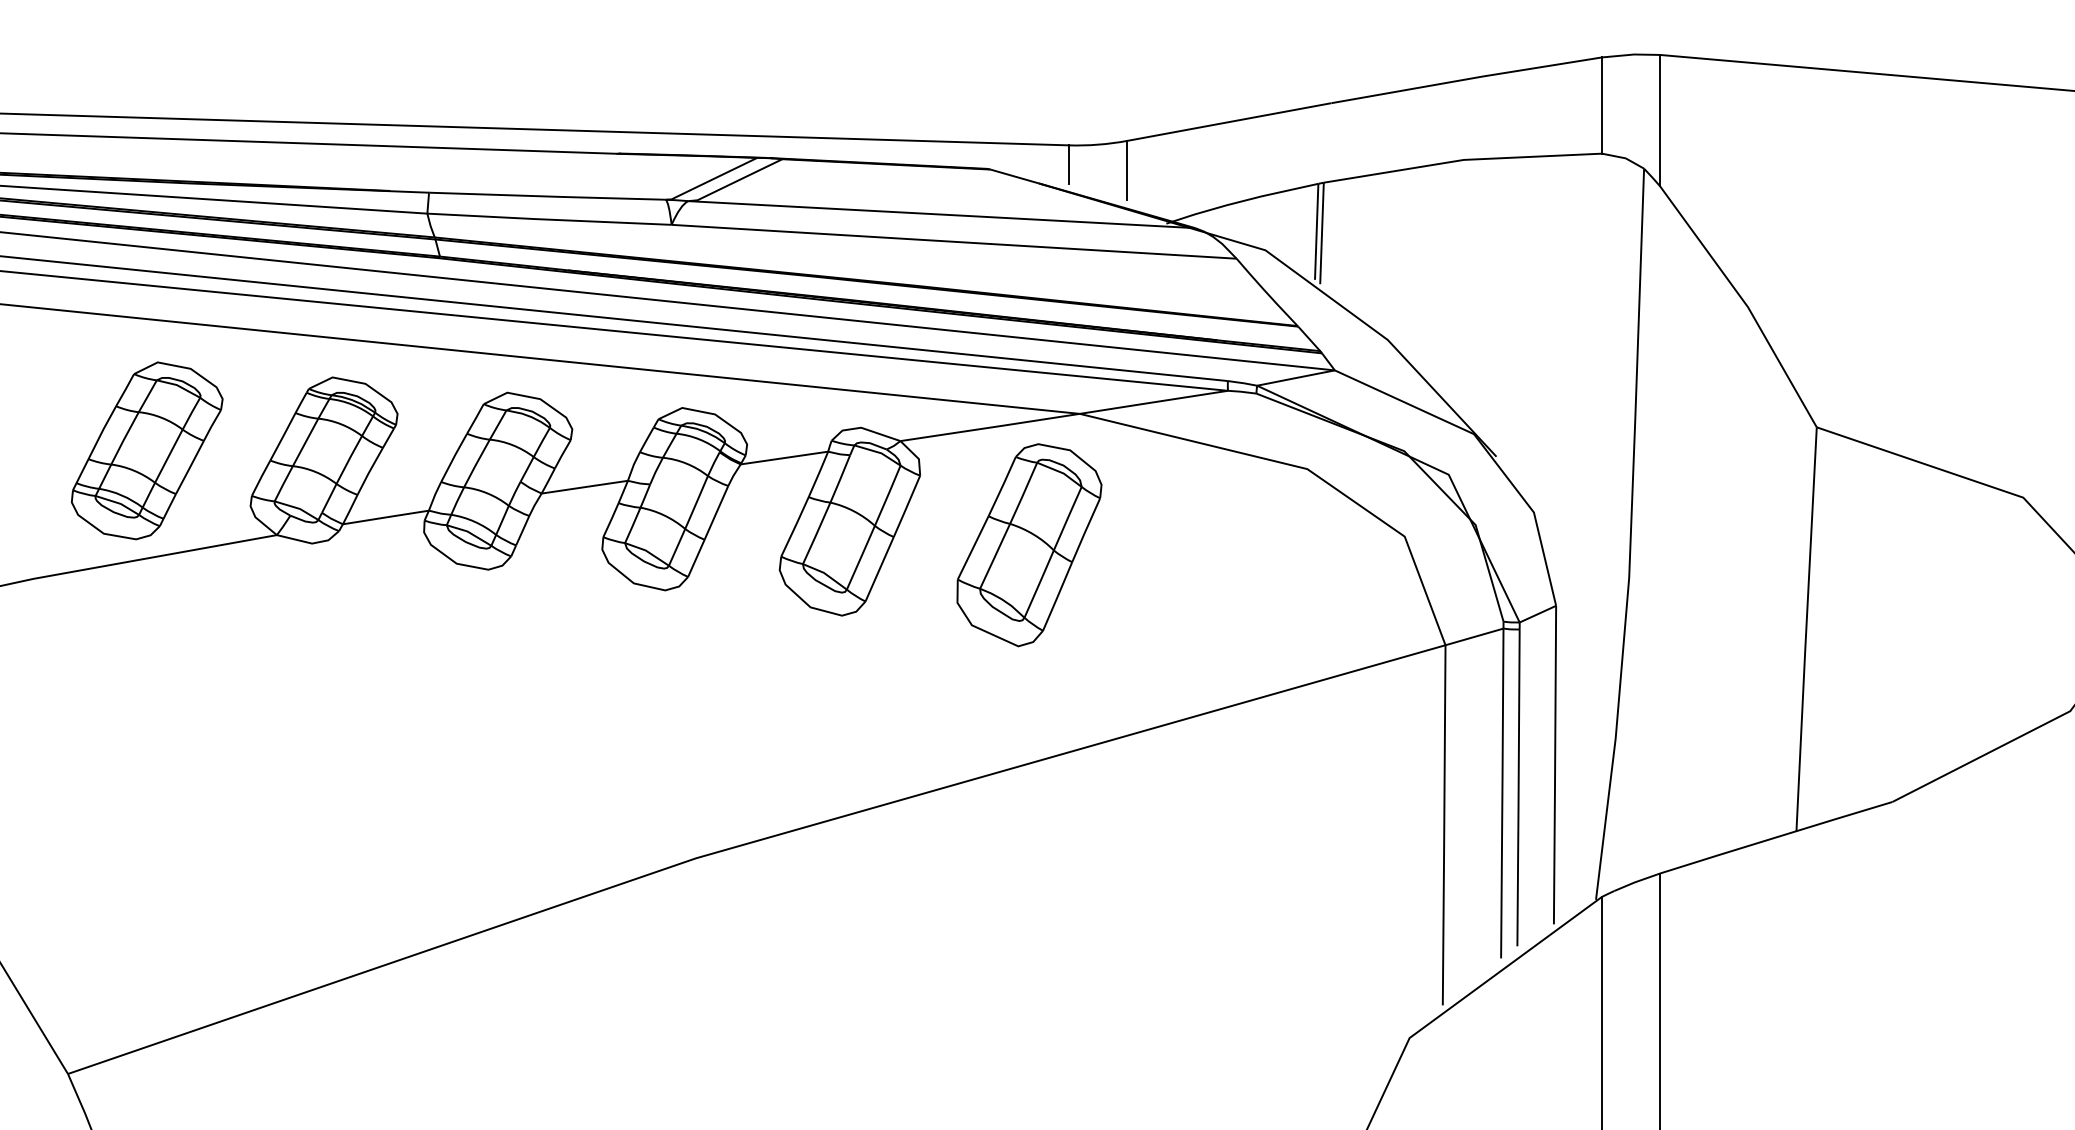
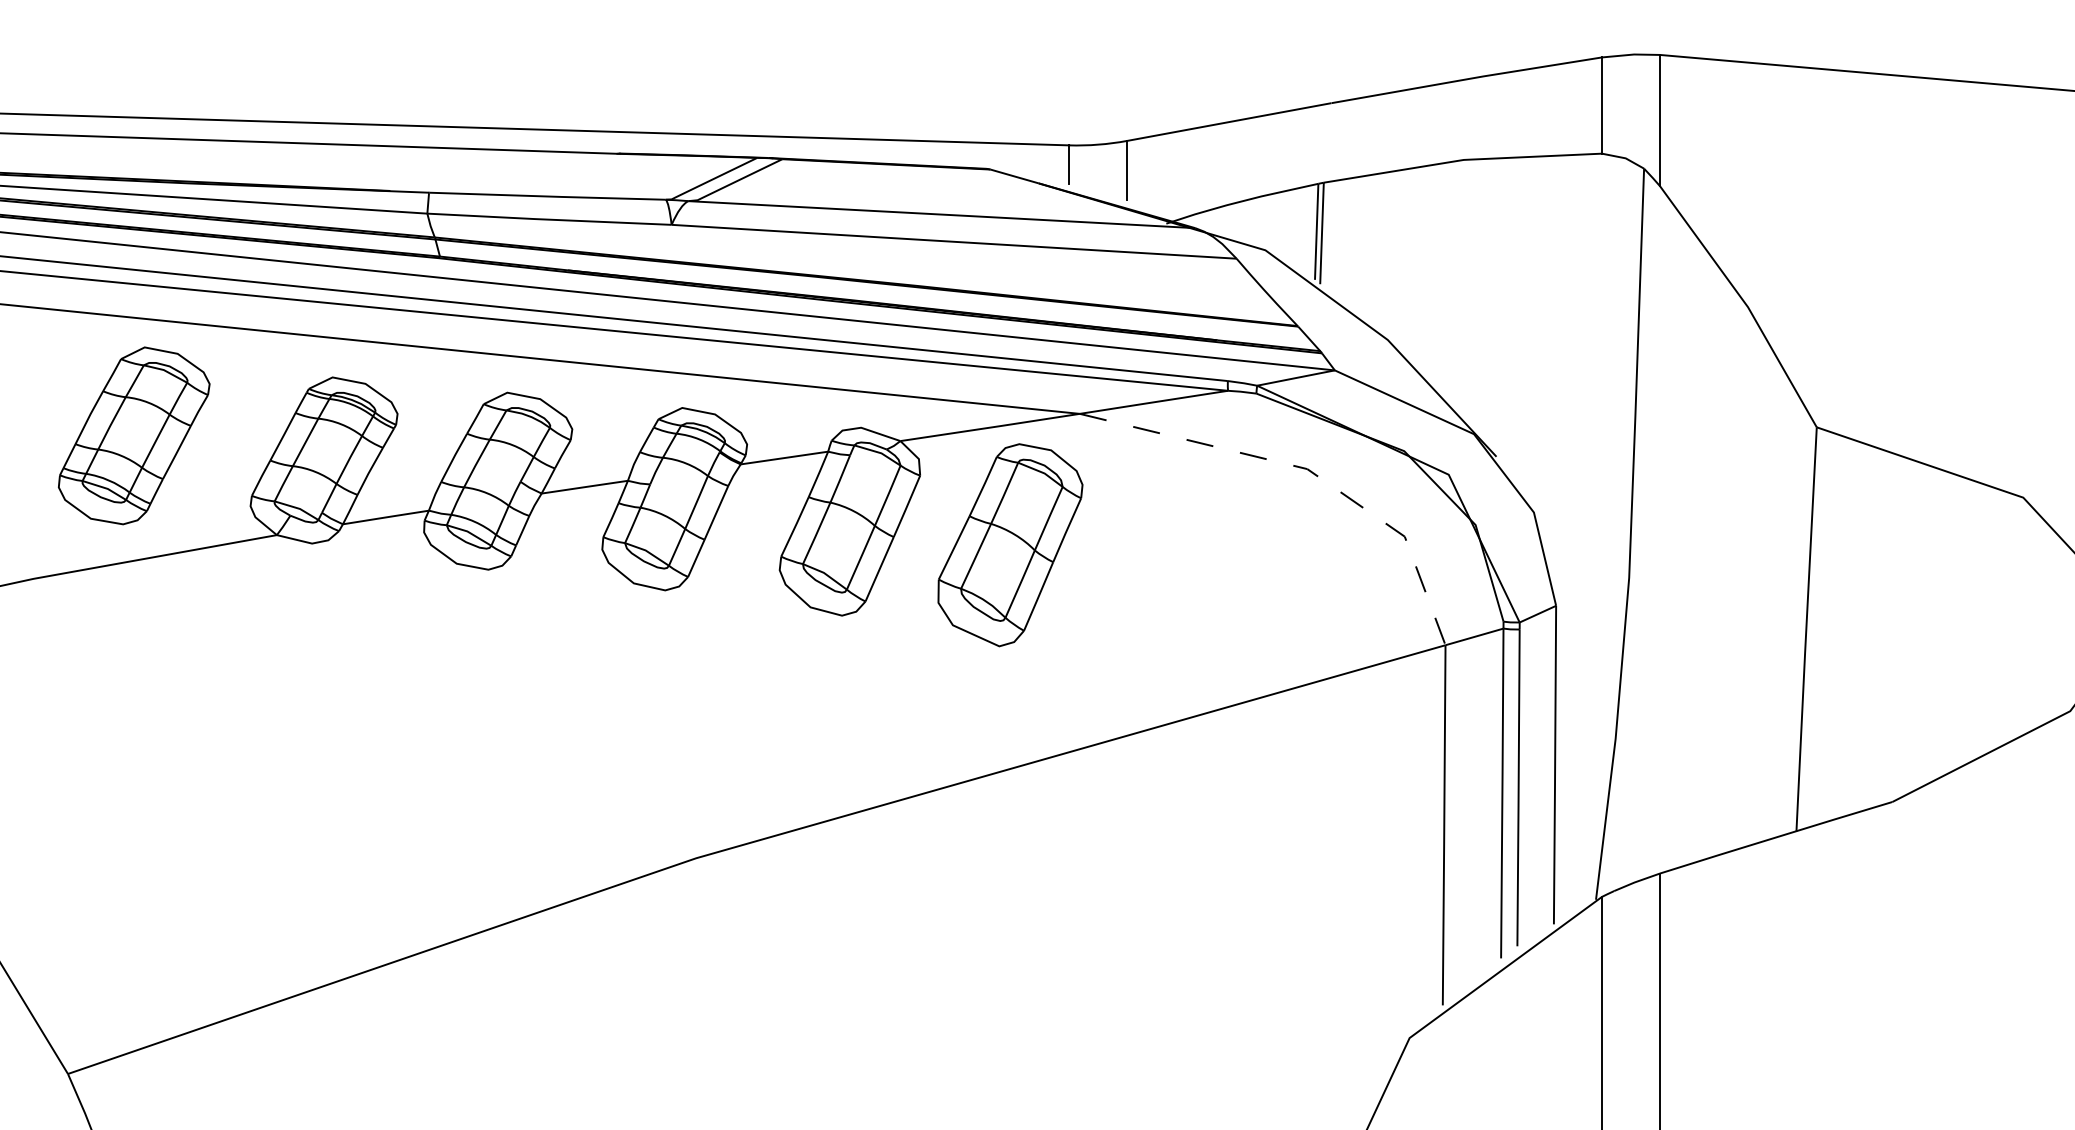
part position: (147, 450) -> (134, 435) (134, 435)
line: solid -> dashed (1307, 469)
part position: (1029, 545) -> (1010, 545) (1010, 545)
